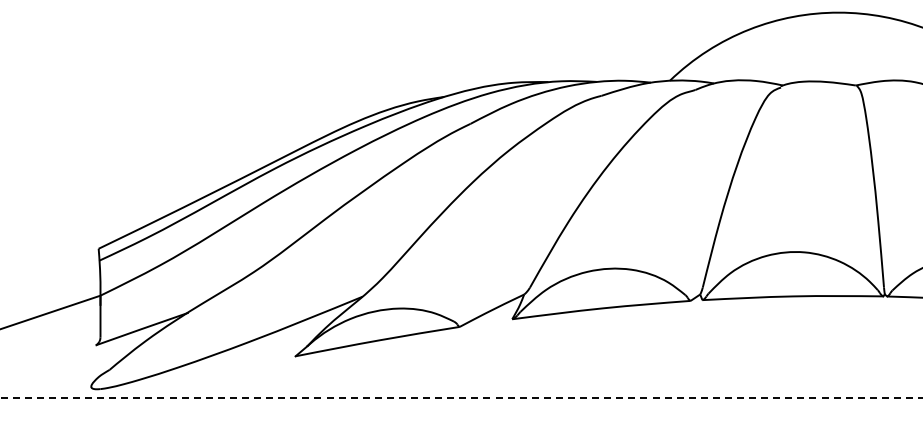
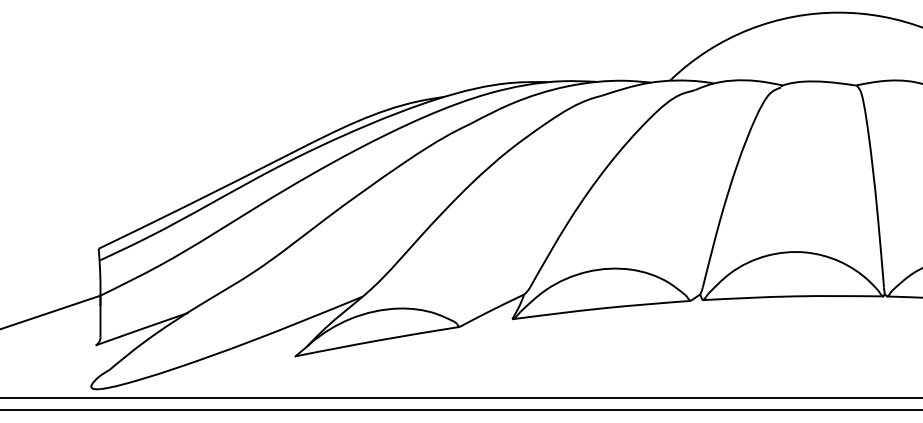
line: dashed -> solid (461, 398)
line: none -> present (460, 410)
